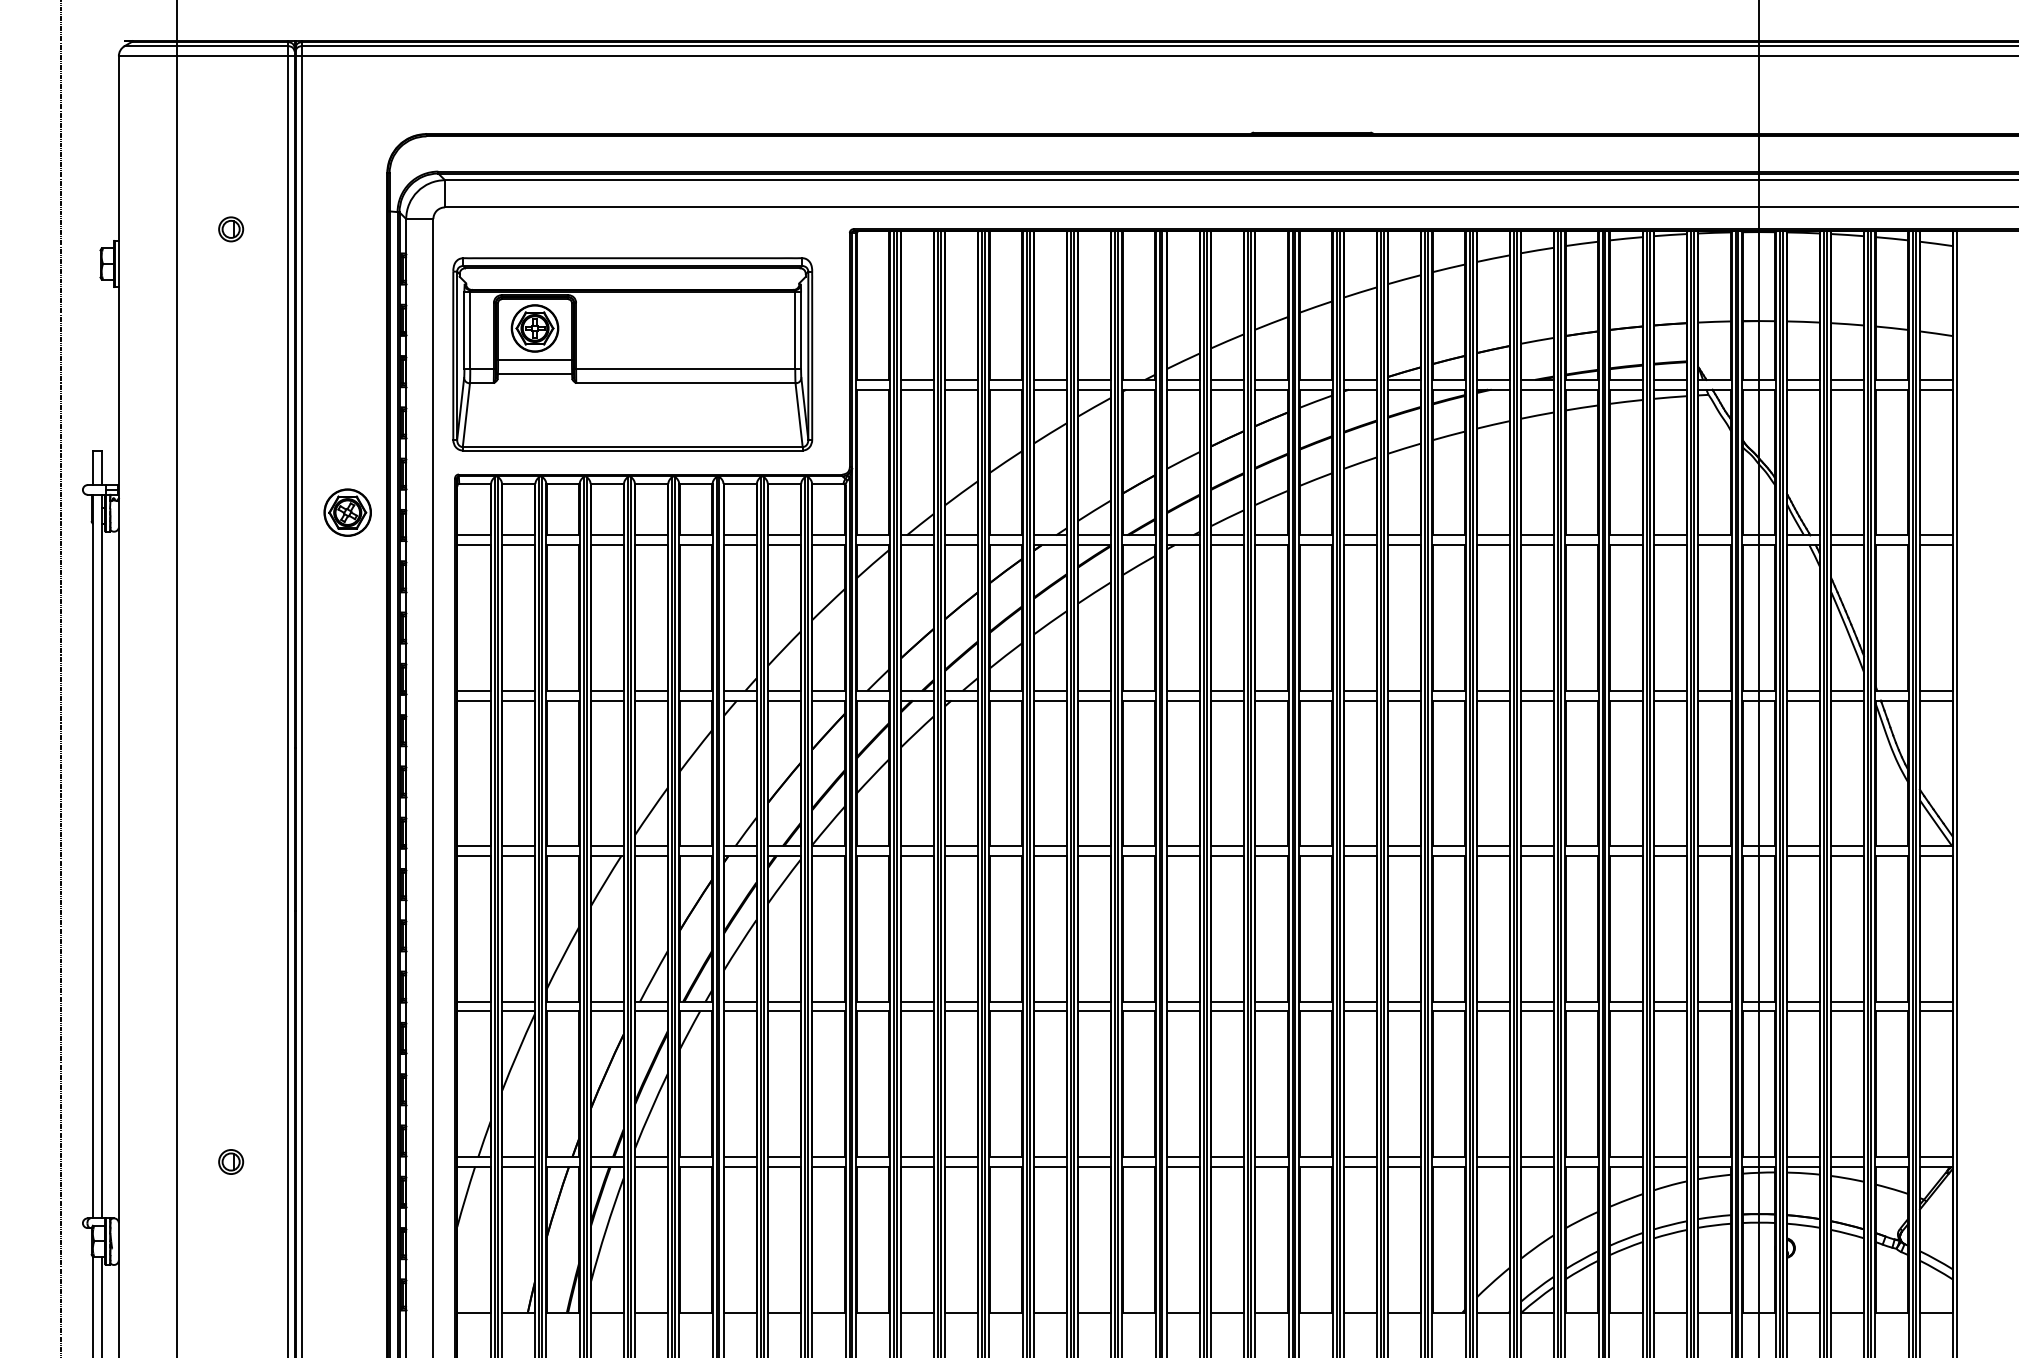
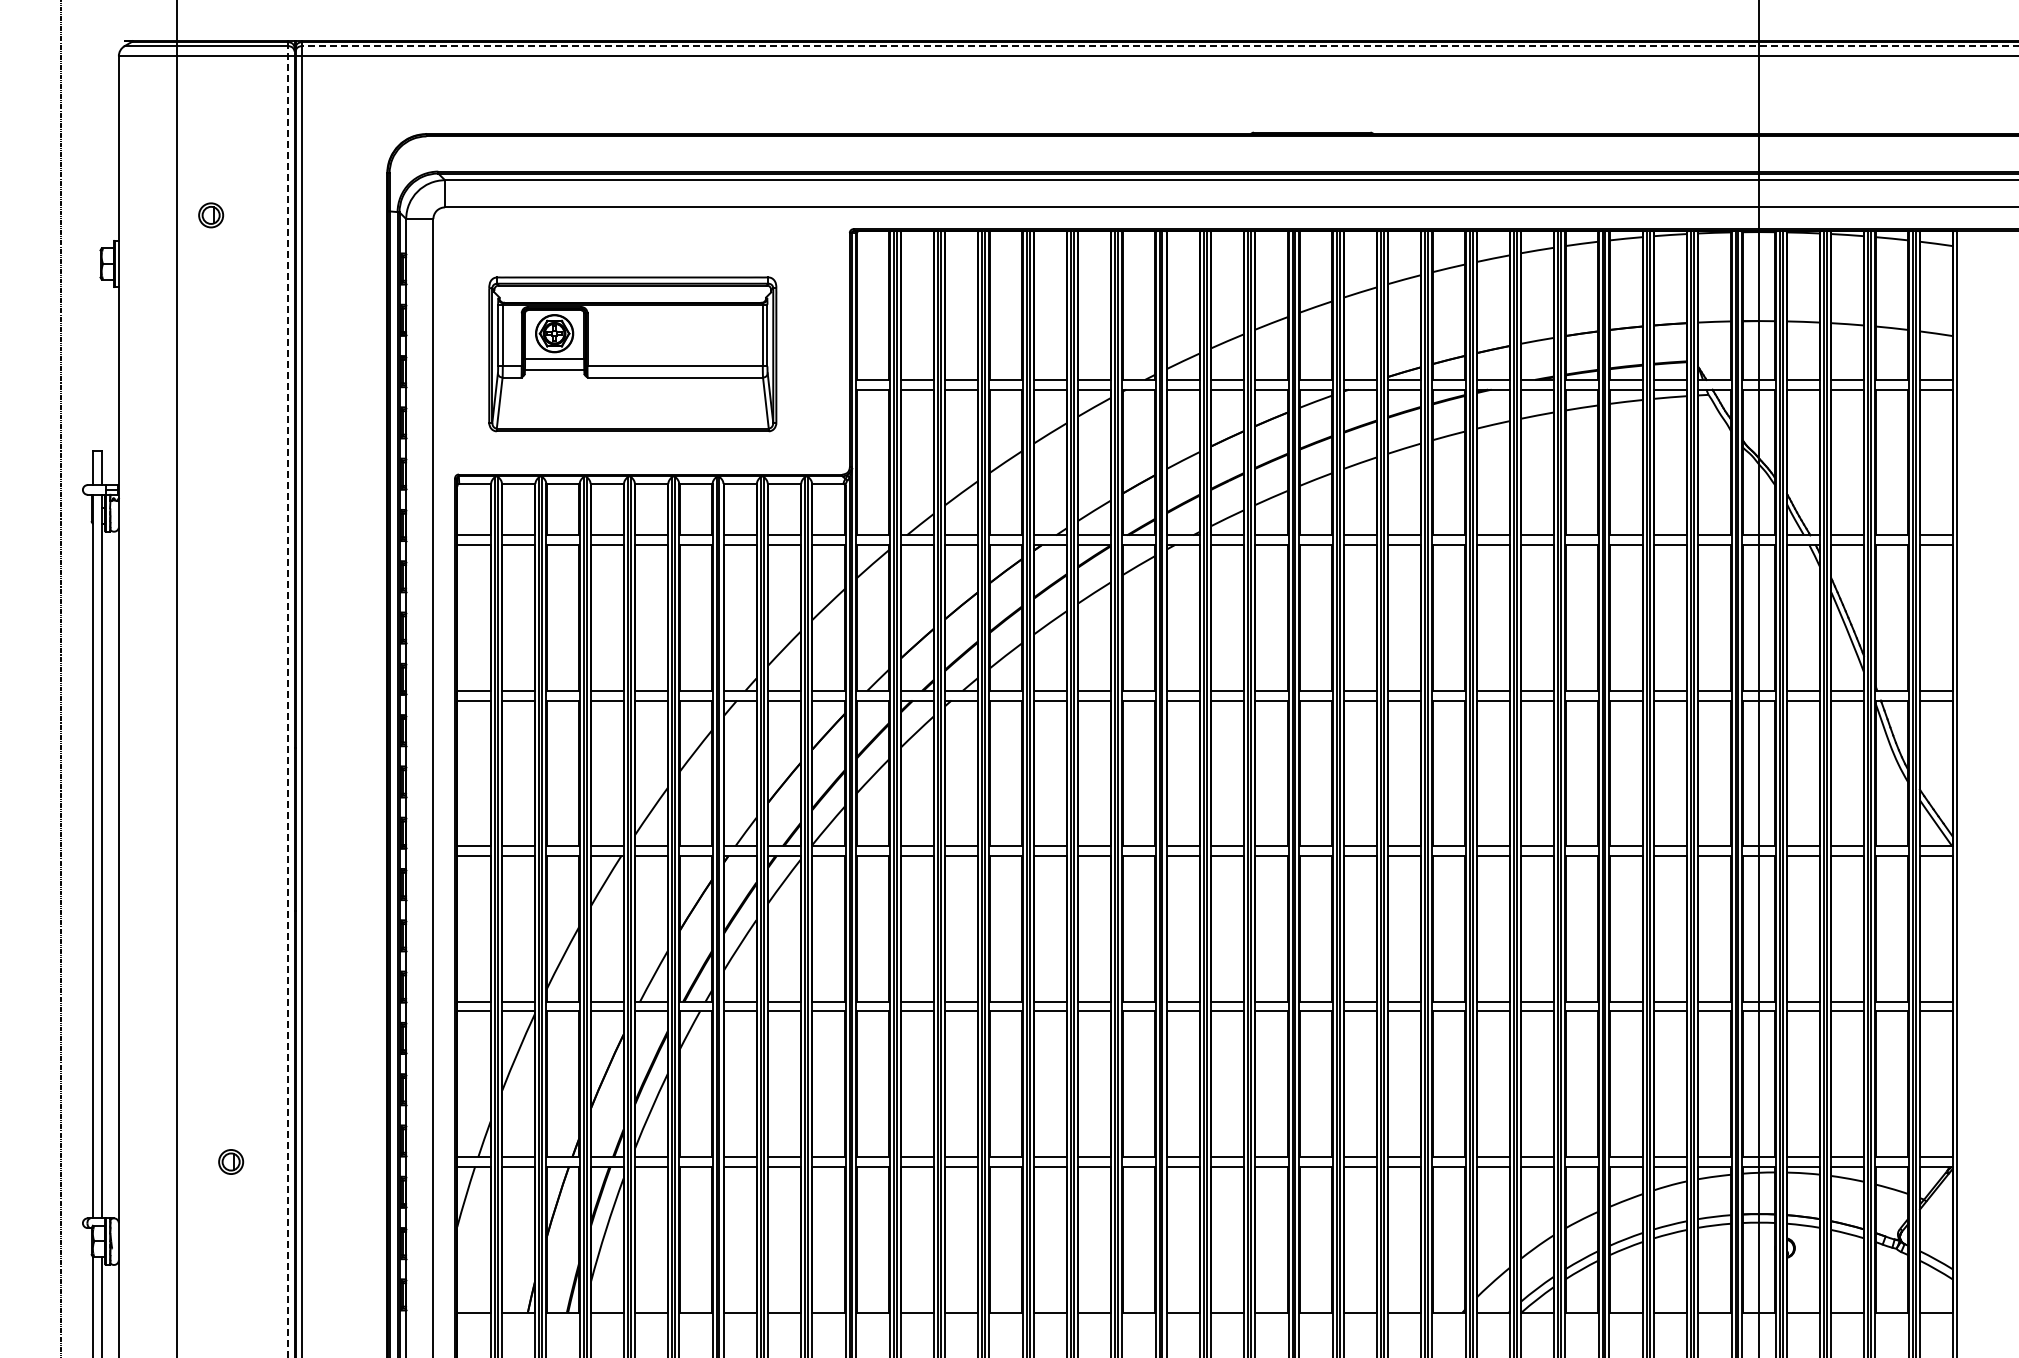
line: solid -> dashed (1159, 46)
part position: (231, 229) -> (211, 215) (211, 215)
part size: 362x195 px -> 290x157 px (632, 354)
part: present -> none (347, 512)
line: solid -> dashed (288, 700)
